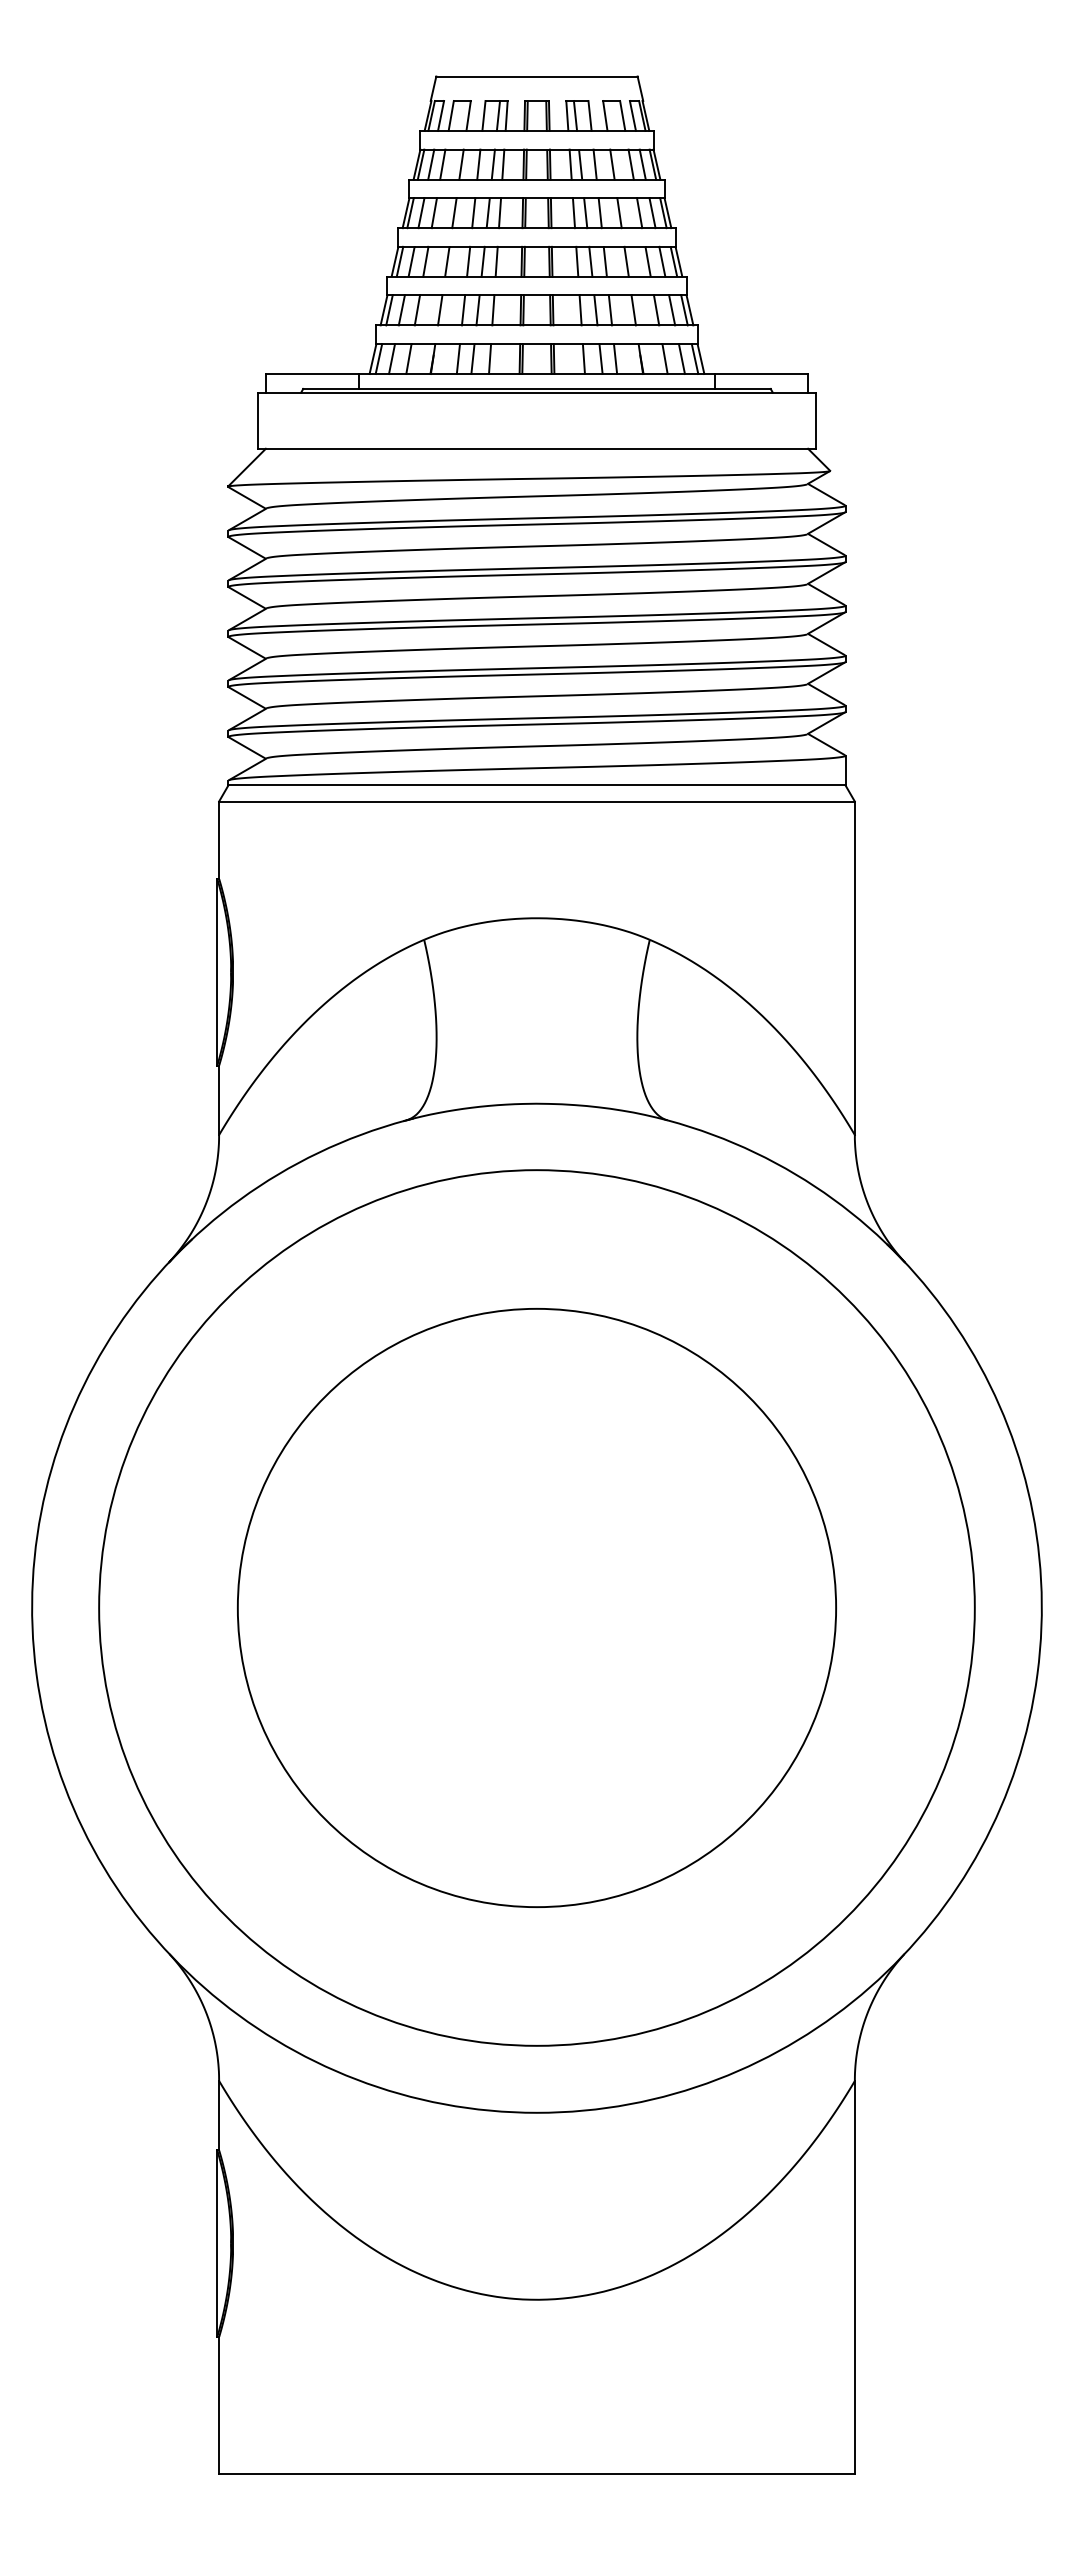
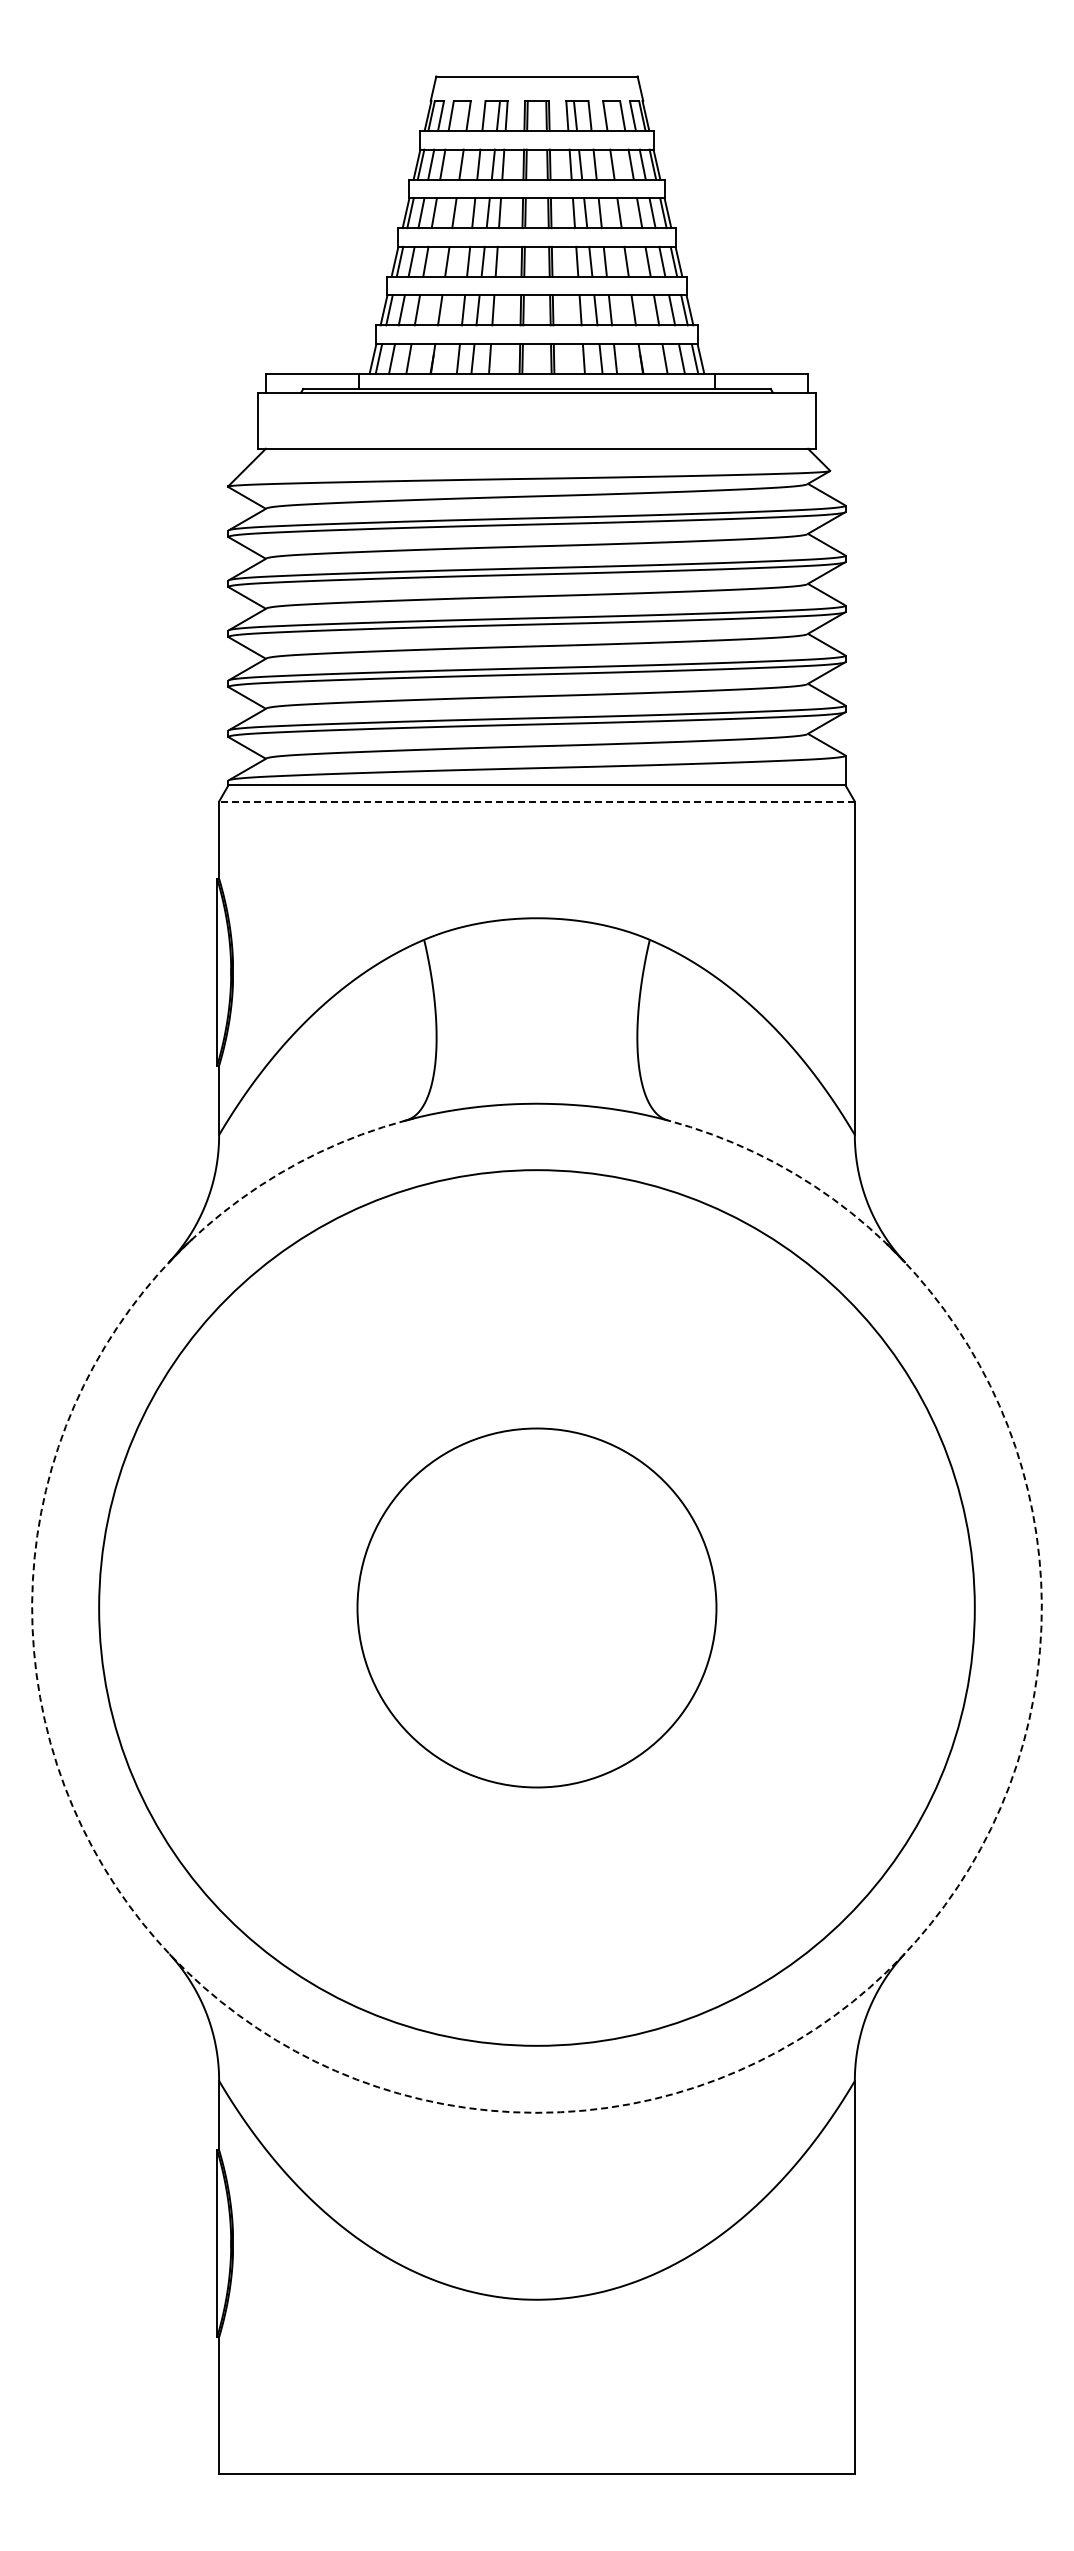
line: solid -> dashed (536, 801)
circle diameter: 598 px -> 359 px (536, 1607)
arc: solid -> dashed (536, 2112)
